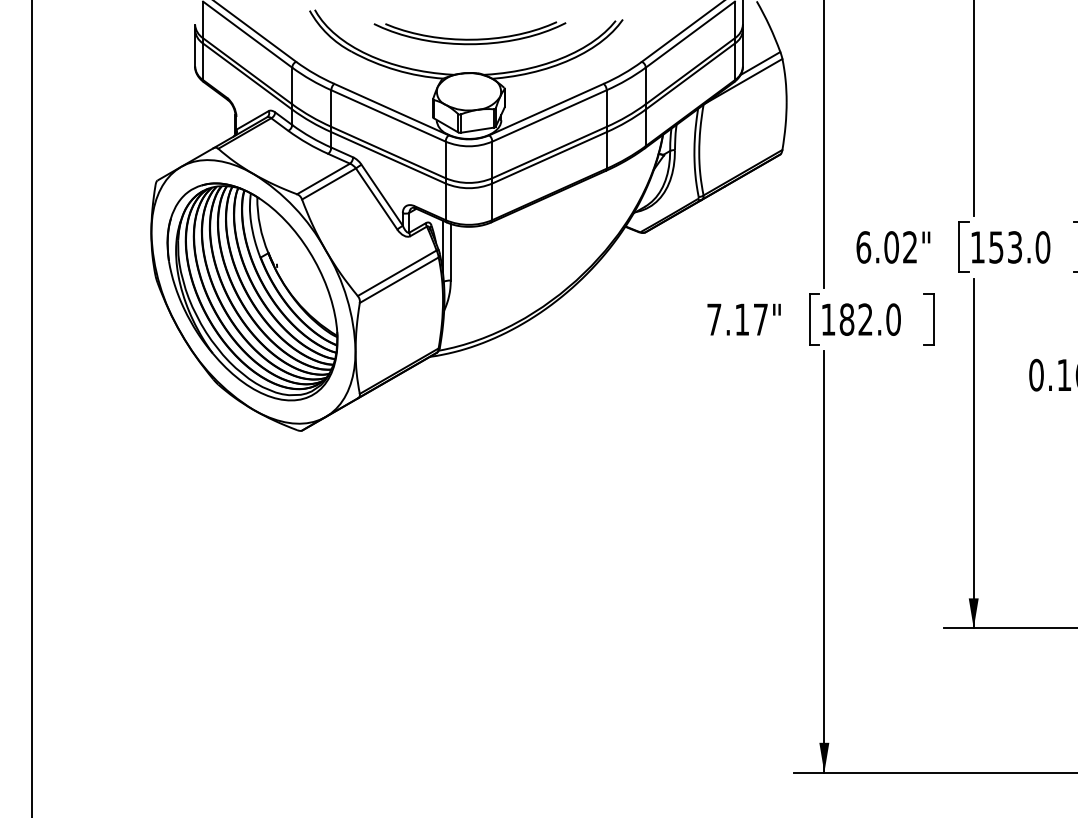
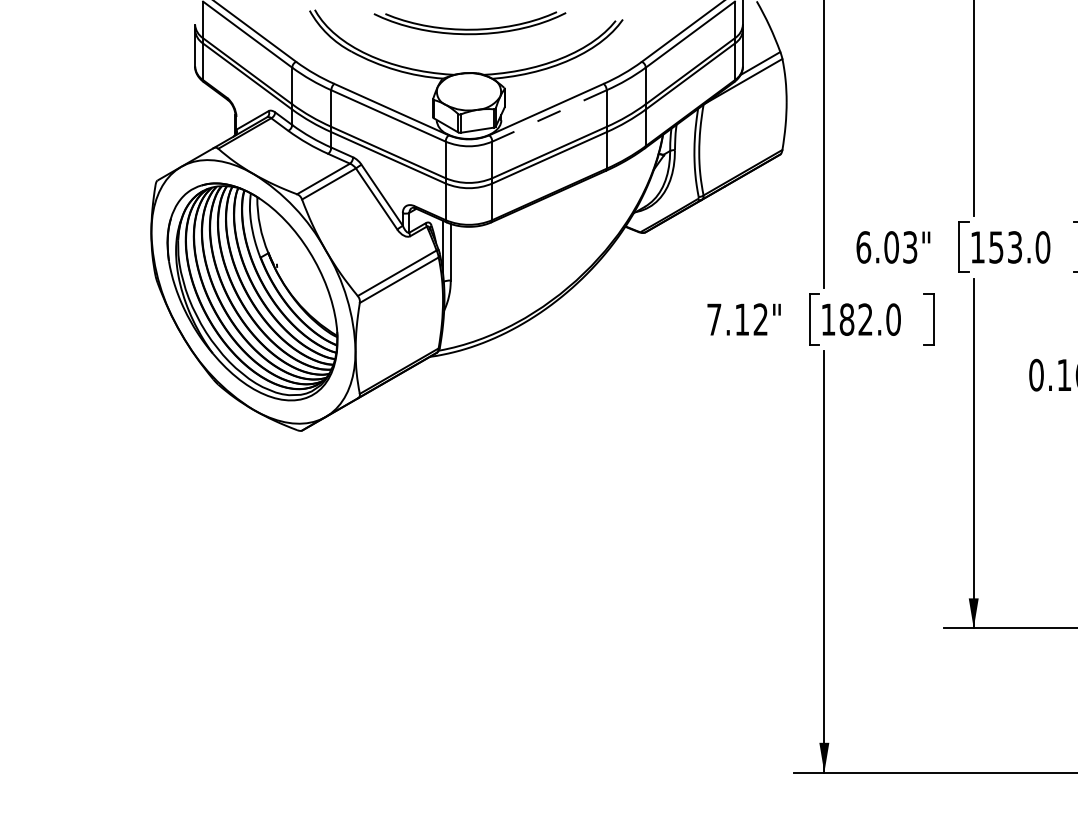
part position: (469, 33) -> (469, 23) (469, 23)
line: solid -> dashed (549, 115)
text: 6.02" -> 6.03" (910, 247)
text: 7.17" -> 7.12" (760, 319)
line: present -> none (32, 408)
